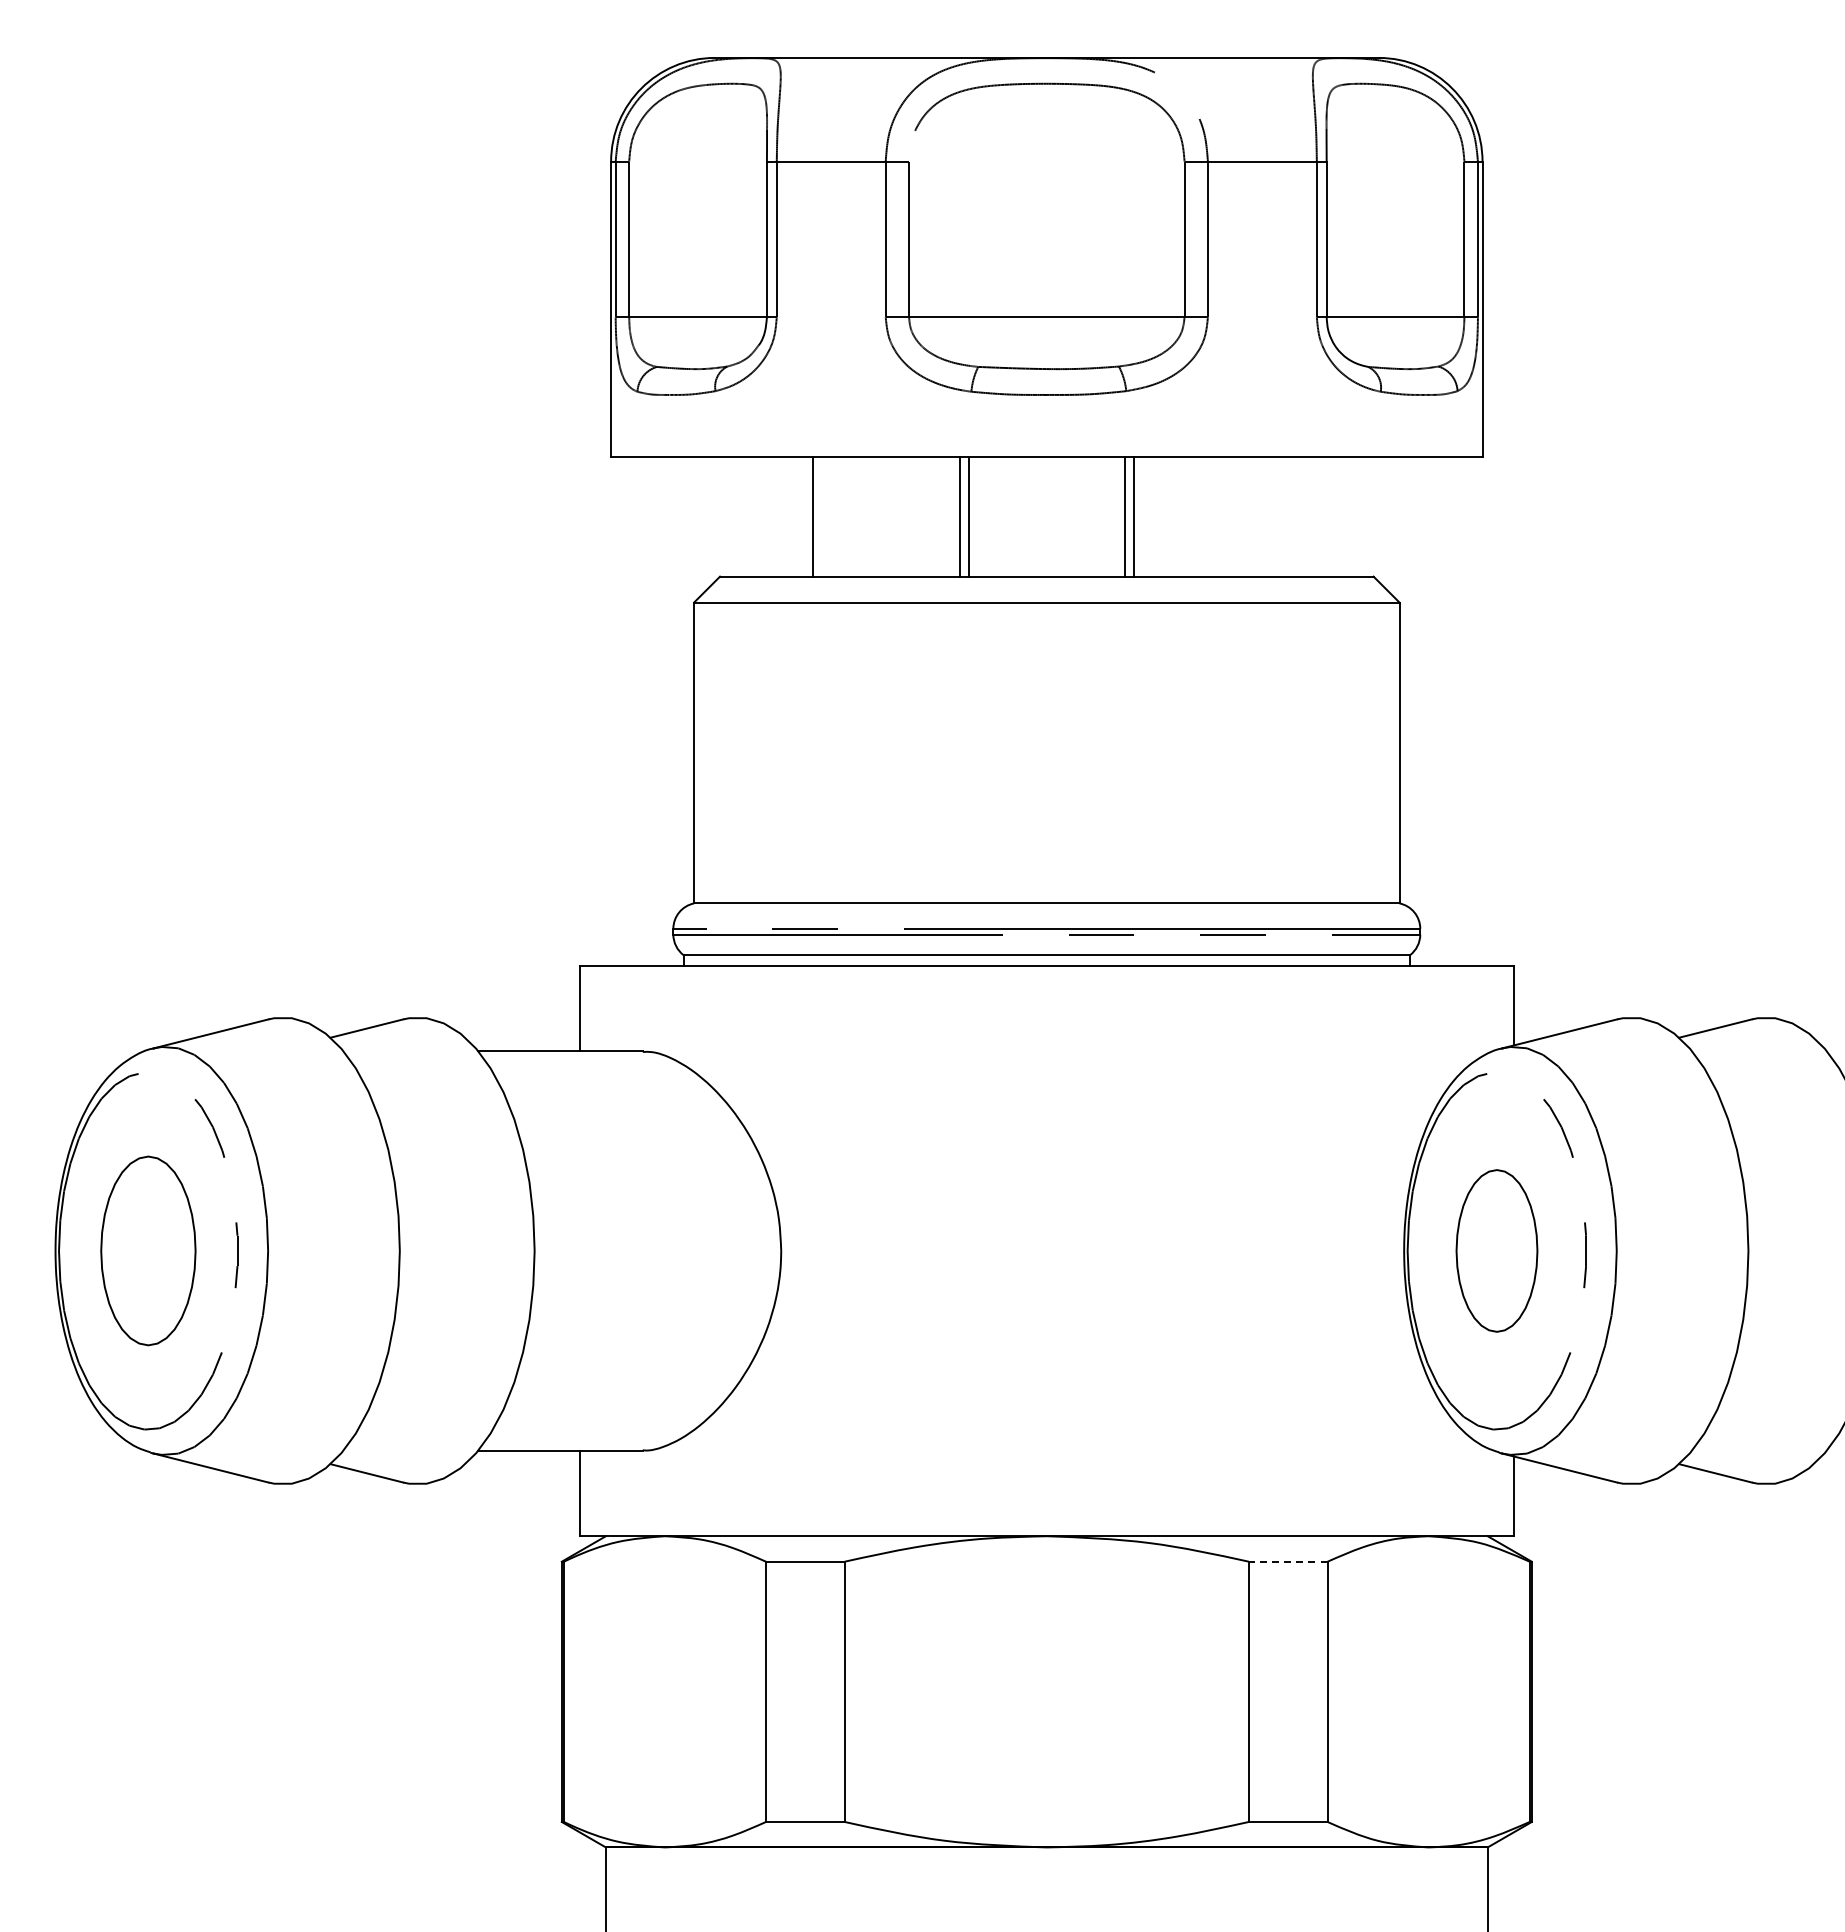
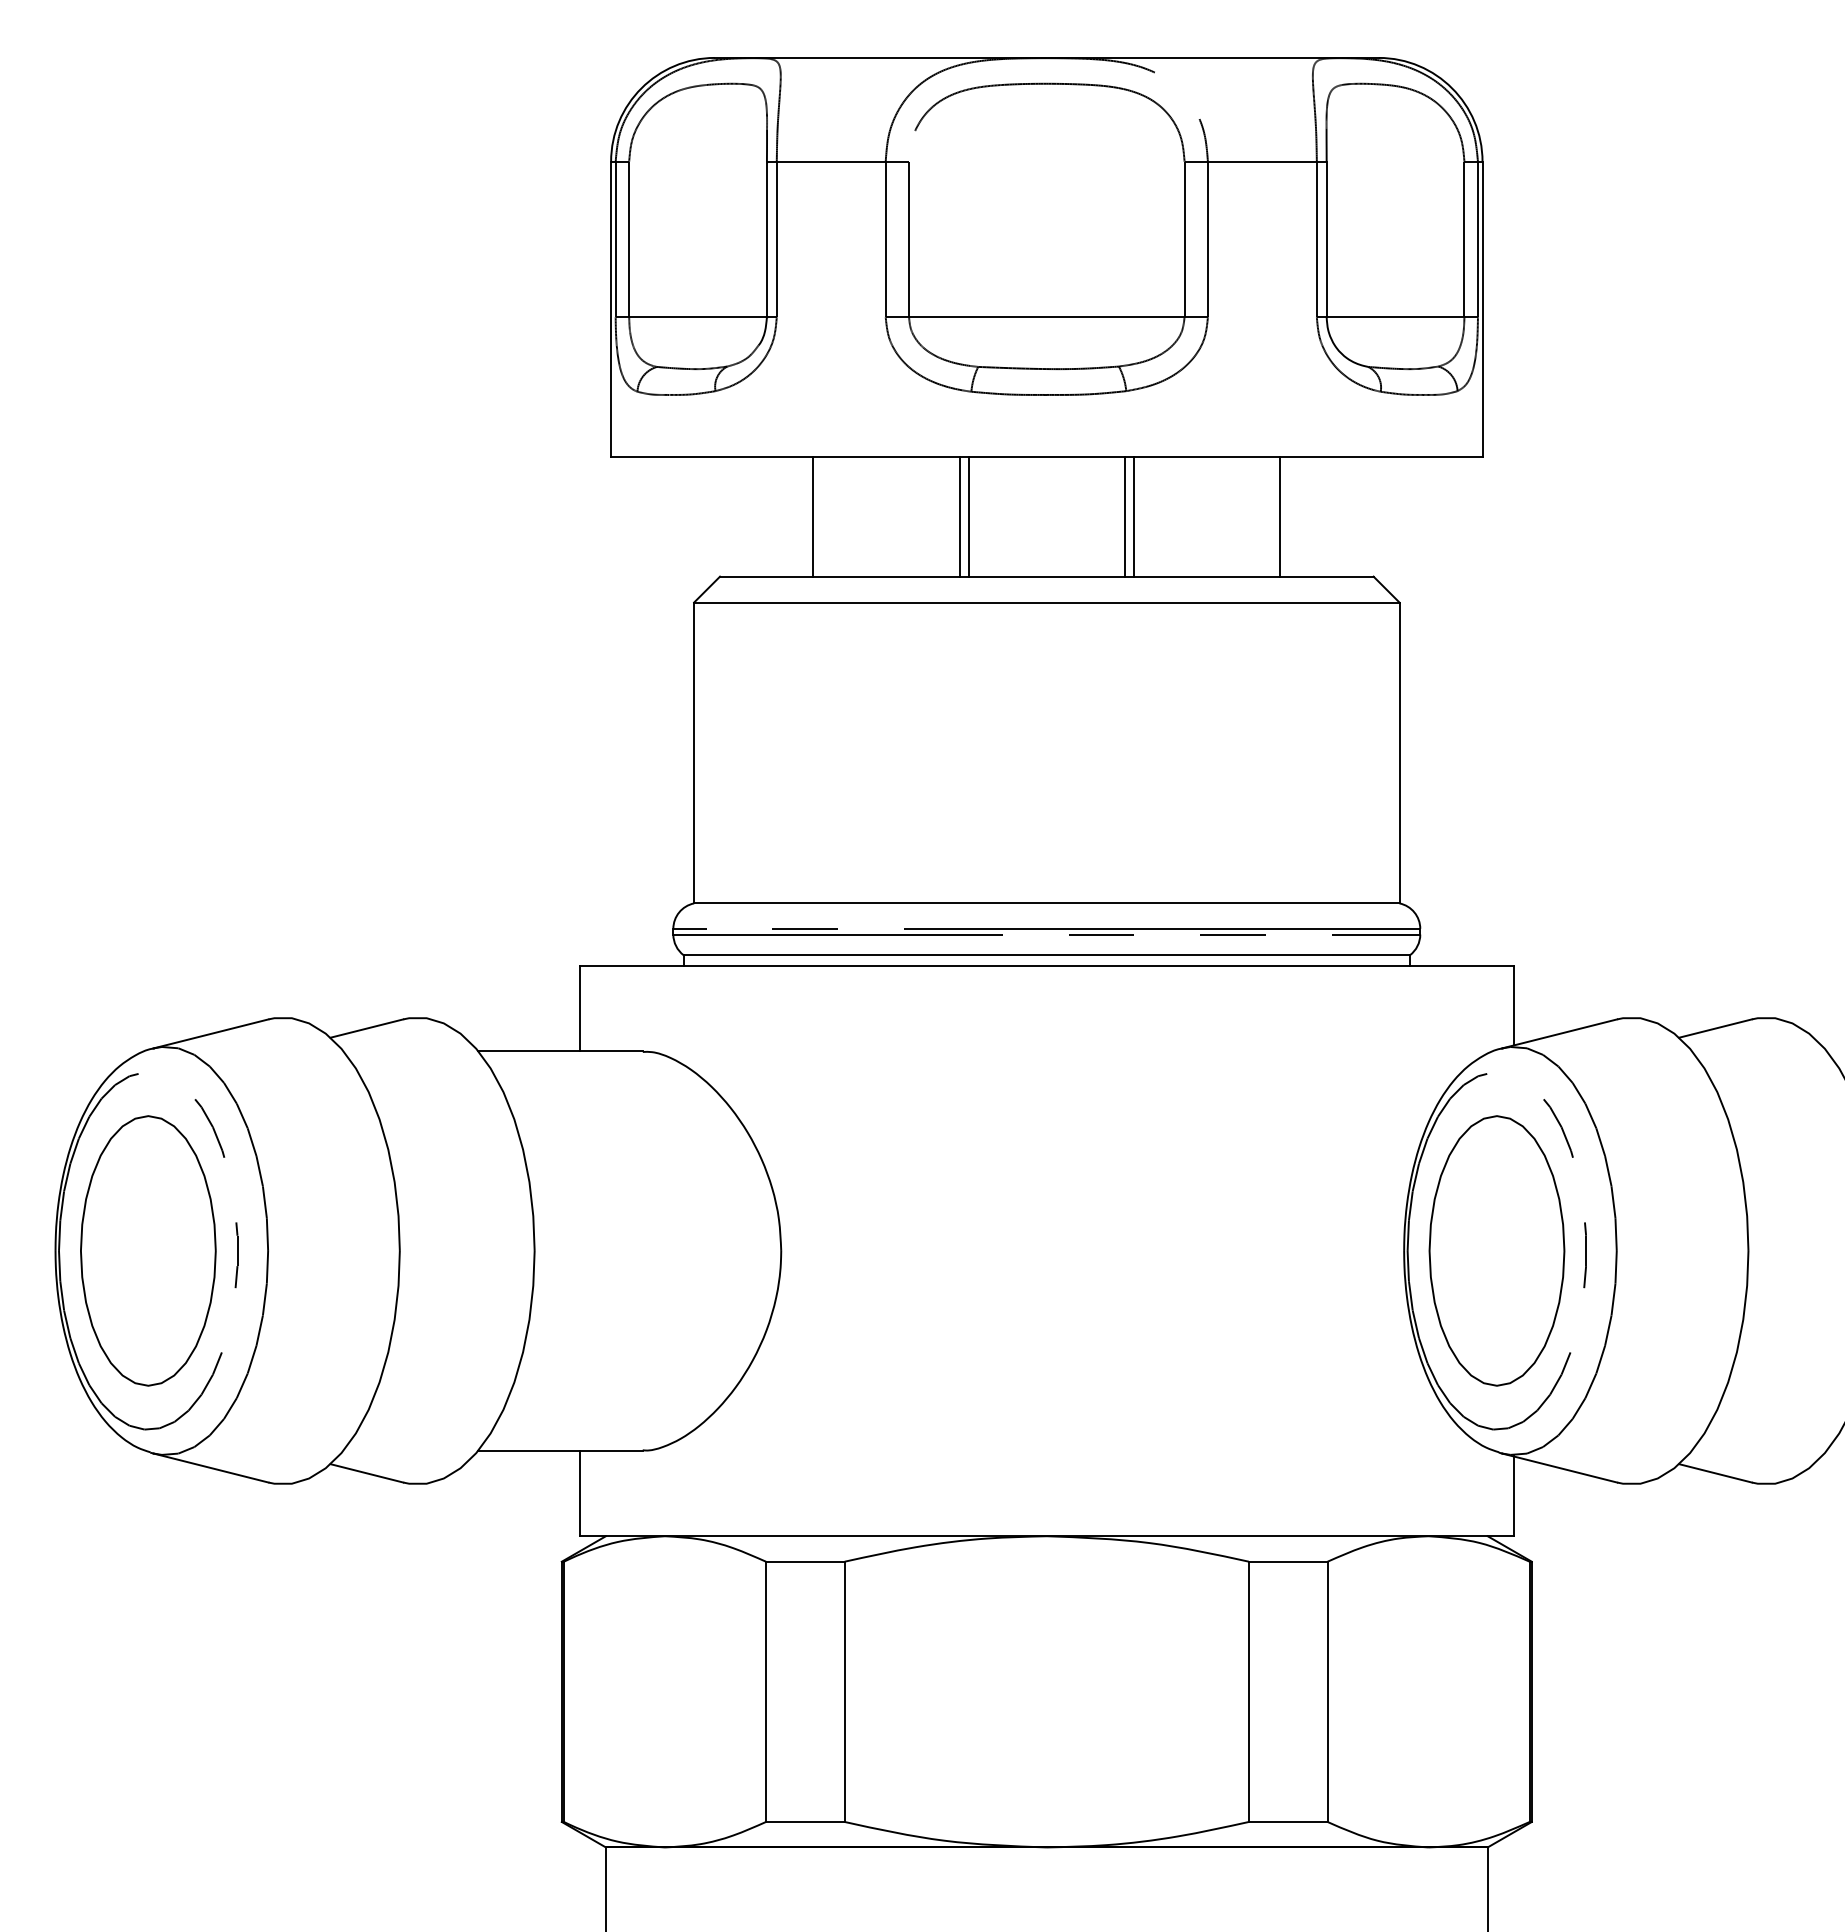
line: none -> present (1280, 516)
part size: 97x192 px -> 137x272 px (148, 1250)
part size: 84x164 px -> 138x272 px (1496, 1250)
line: dashed -> solid (1287, 1561)
